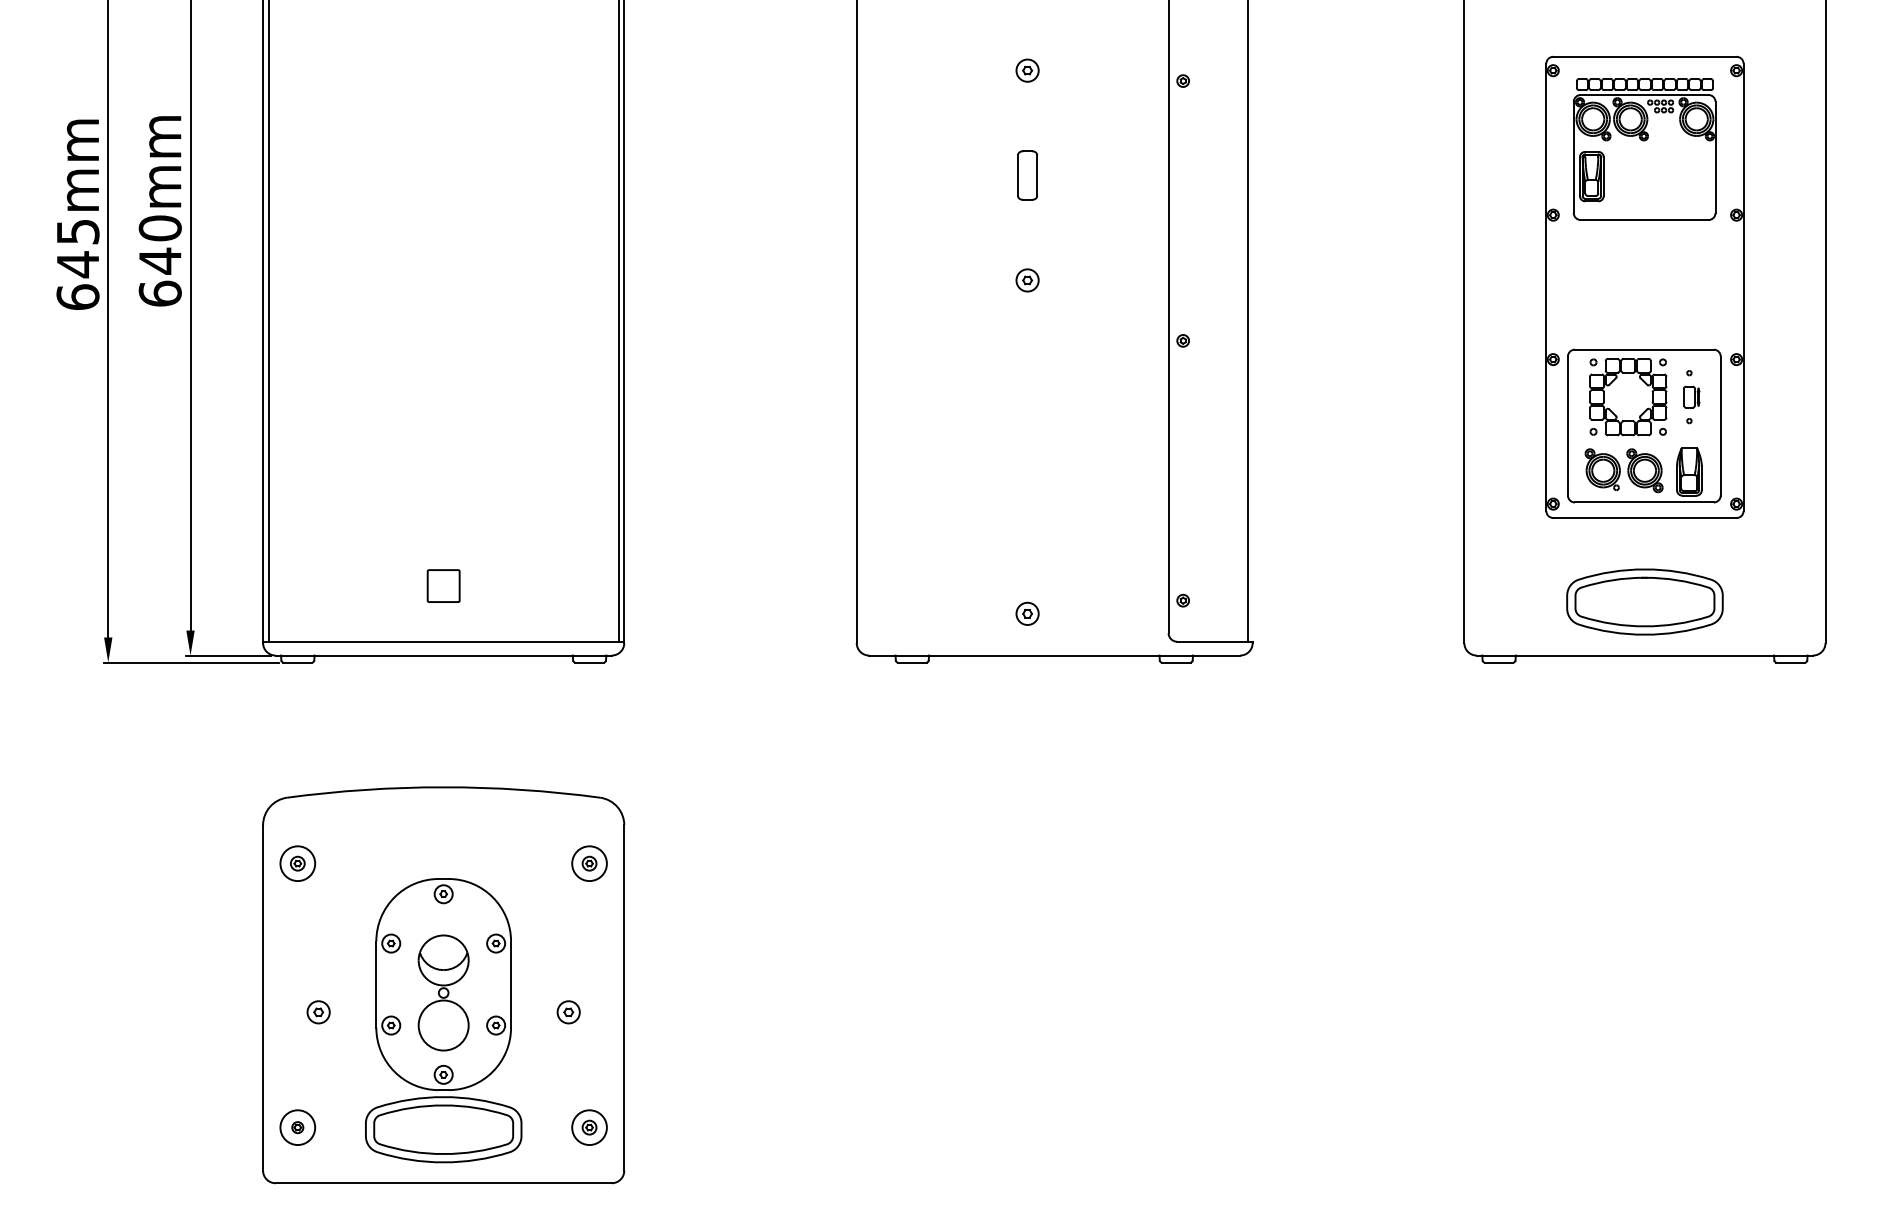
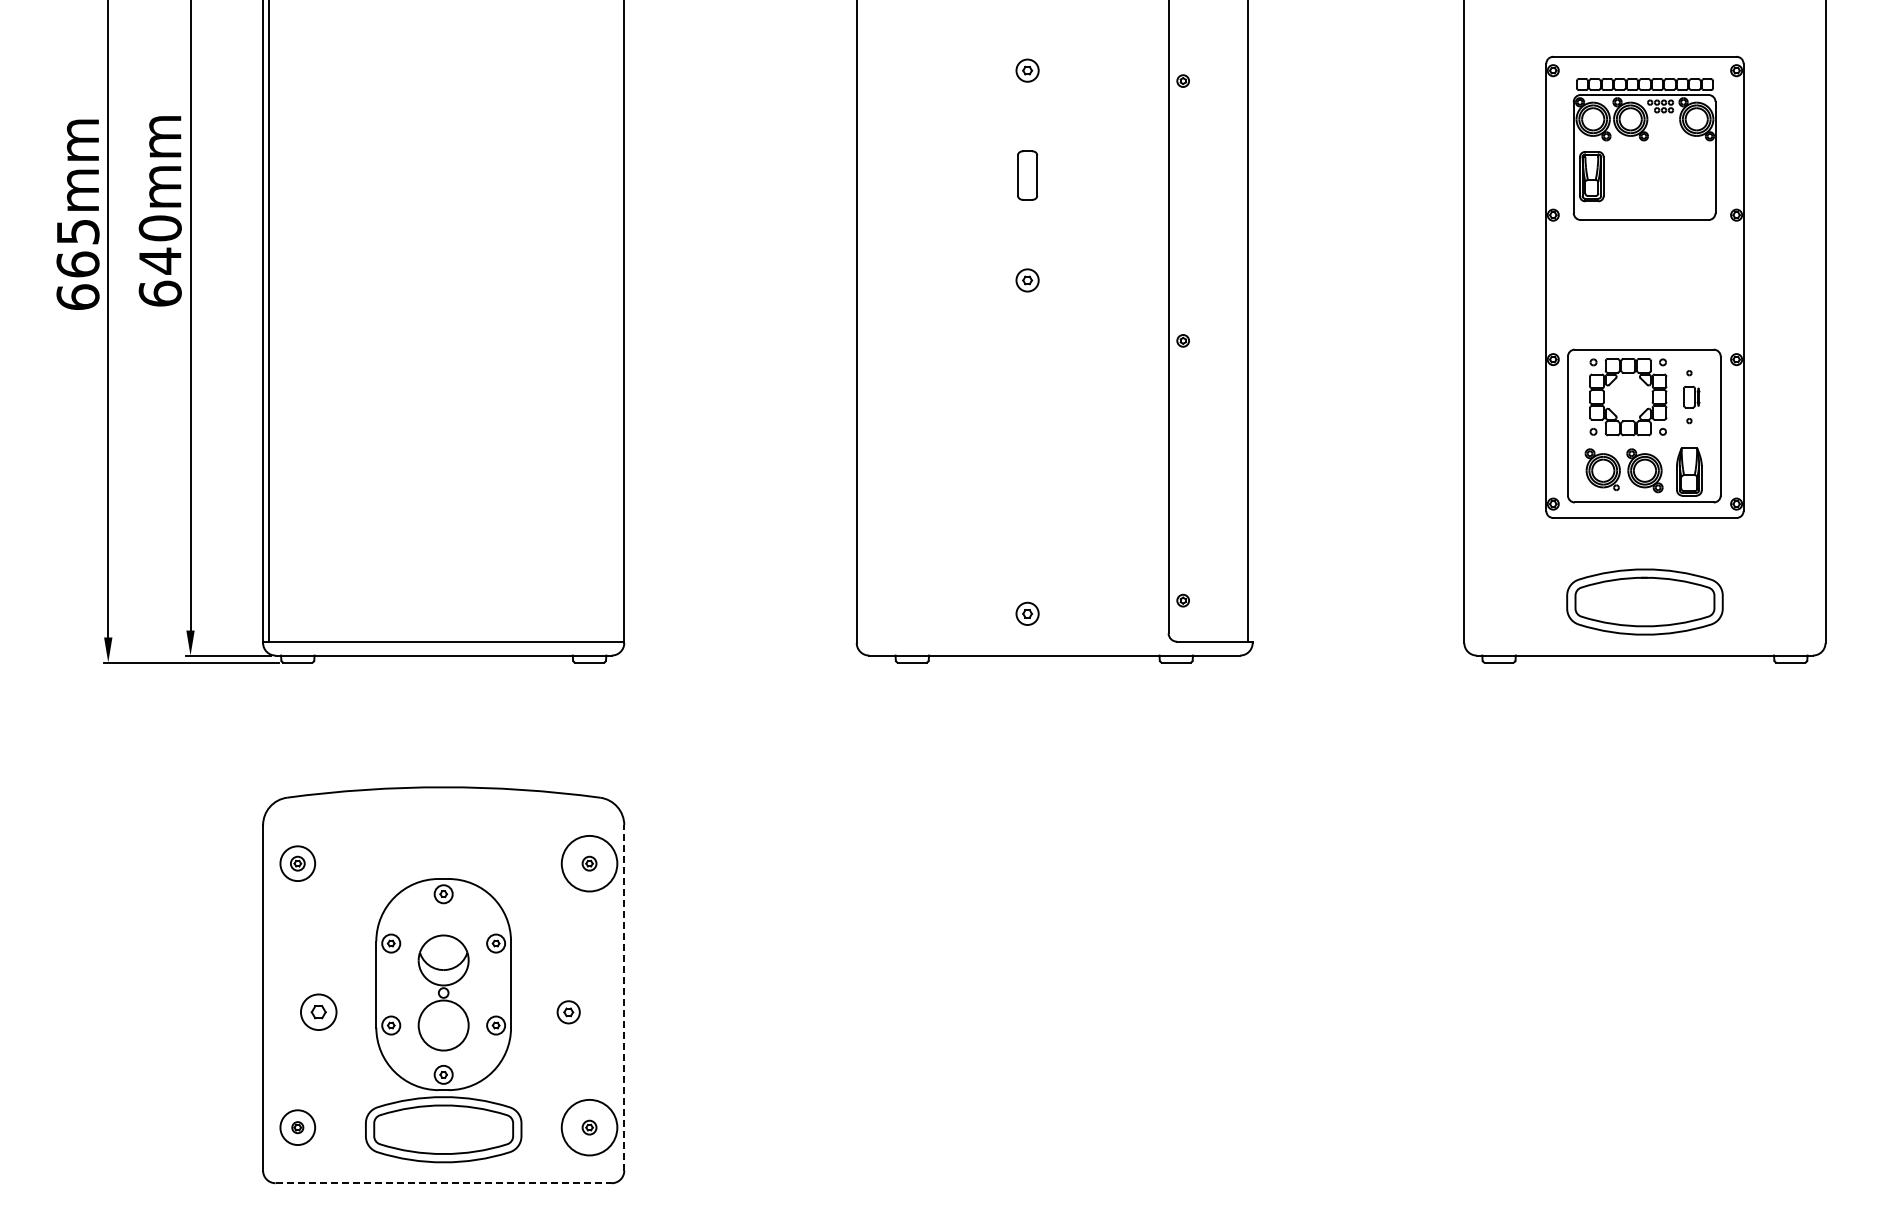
text: 645mm -> 665mm (77, 264)
line: present -> none (618, 321)
part: present -> none (443, 585)
circle diameter: 35 px -> 56 px (589, 863)
line: solid -> dashed (624, 997)
part size: 25x25 px -> 38x38 px (318, 1011)
circle diameter: 35 px -> 56 px (589, 1127)
line: solid -> dashed (444, 1183)
